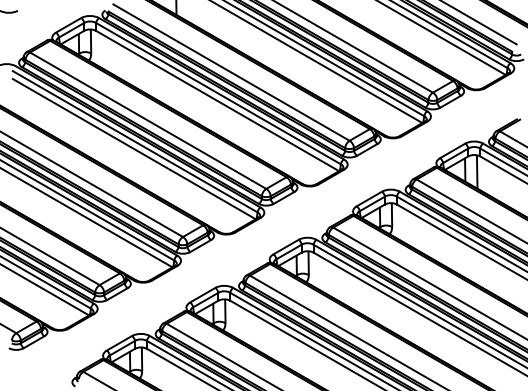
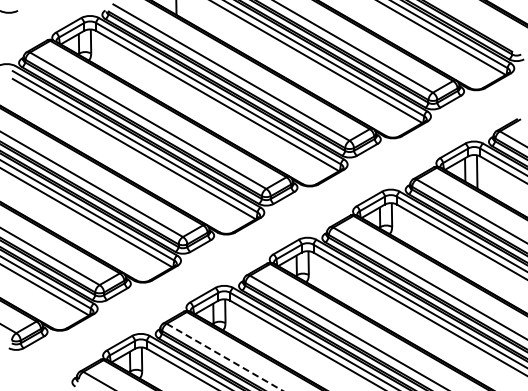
line: present -> none (479, 23)
line: solid -> dashed (224, 357)
